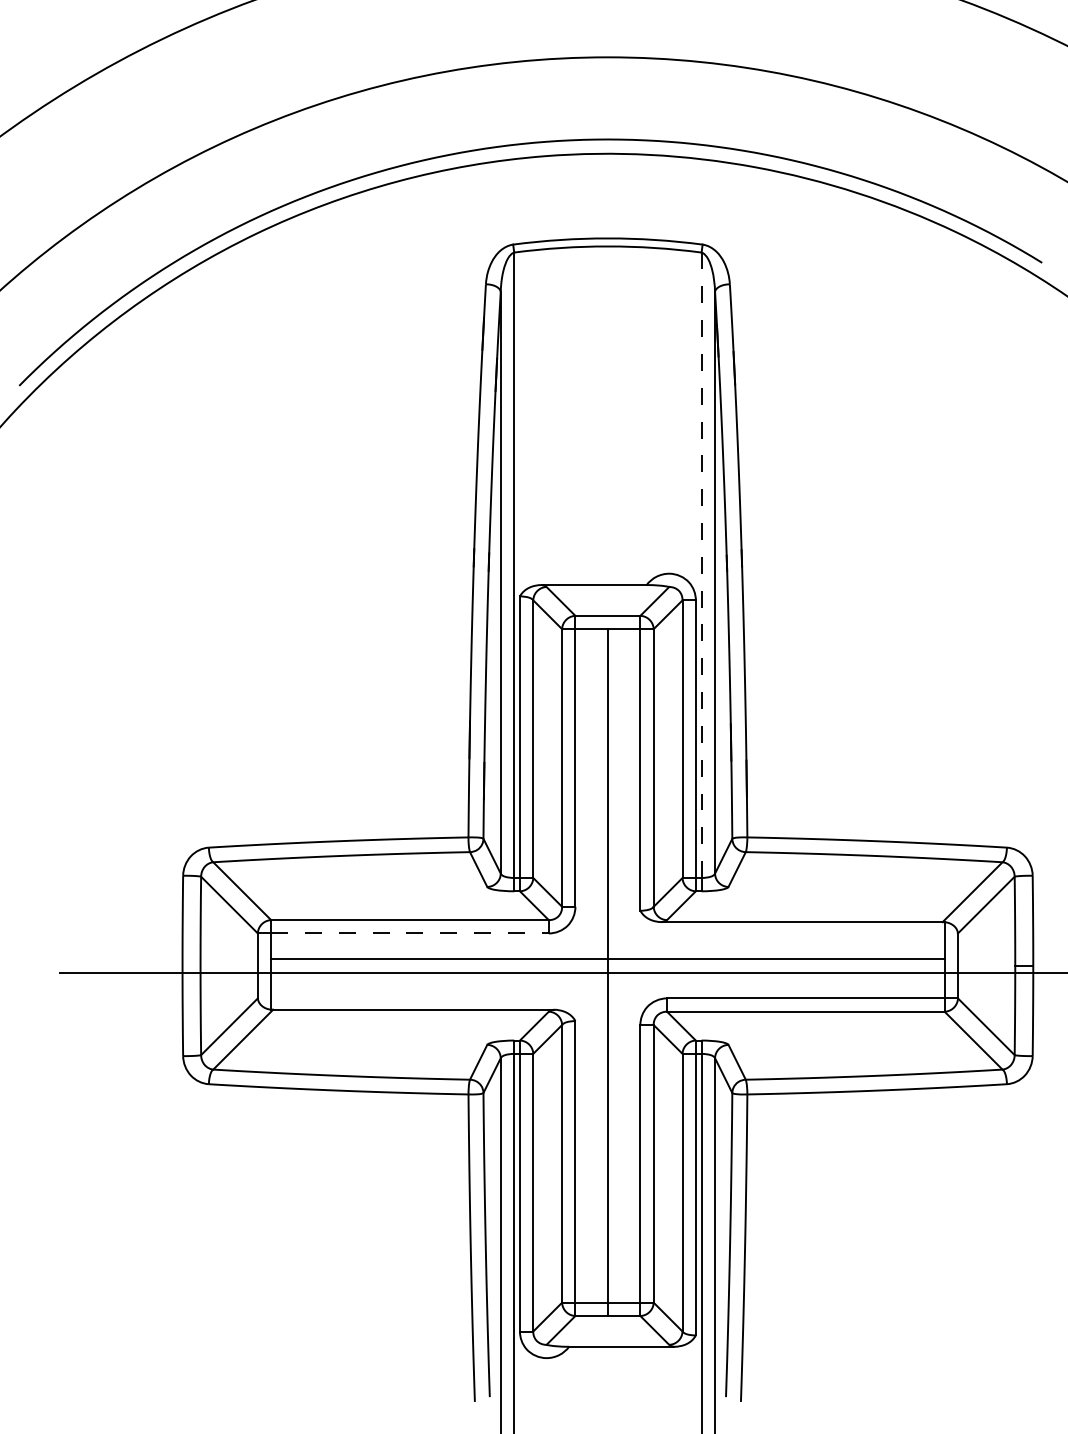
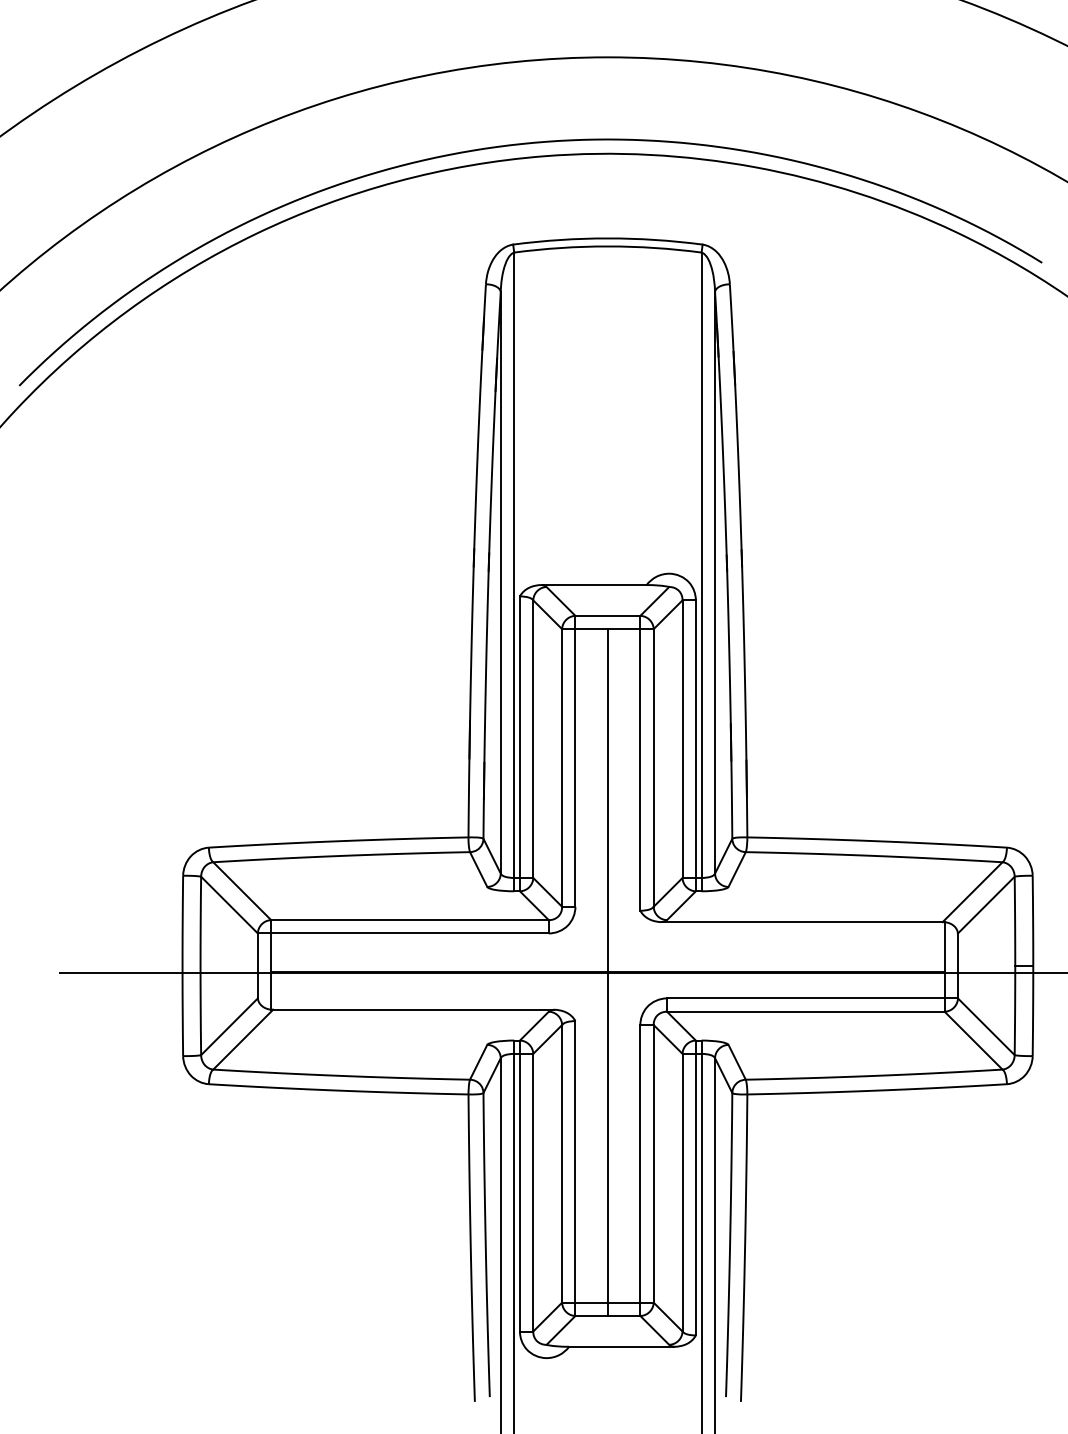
line: dashed -> solid (701, 565)
line: dashed -> solid (410, 933)
line position: (607, 958) -> (607, 971) (607, 971)
